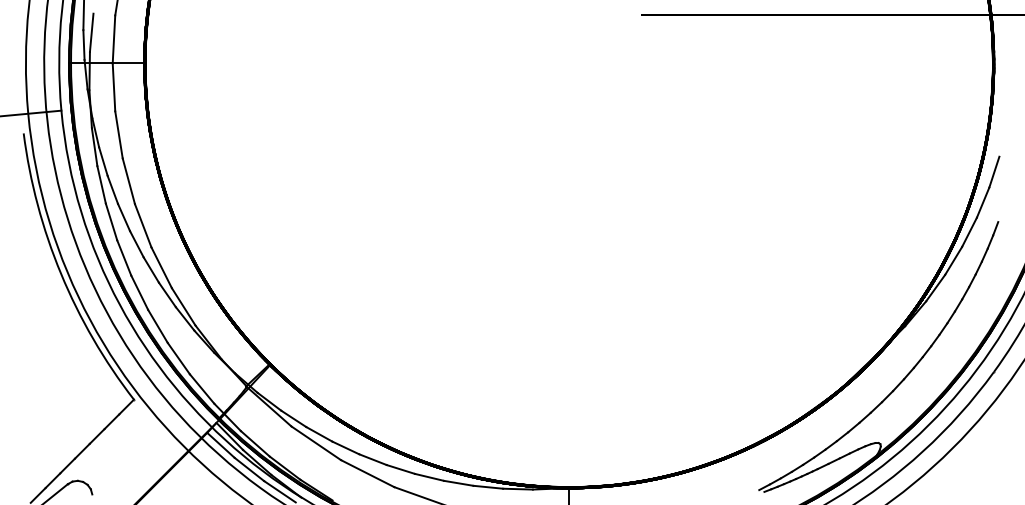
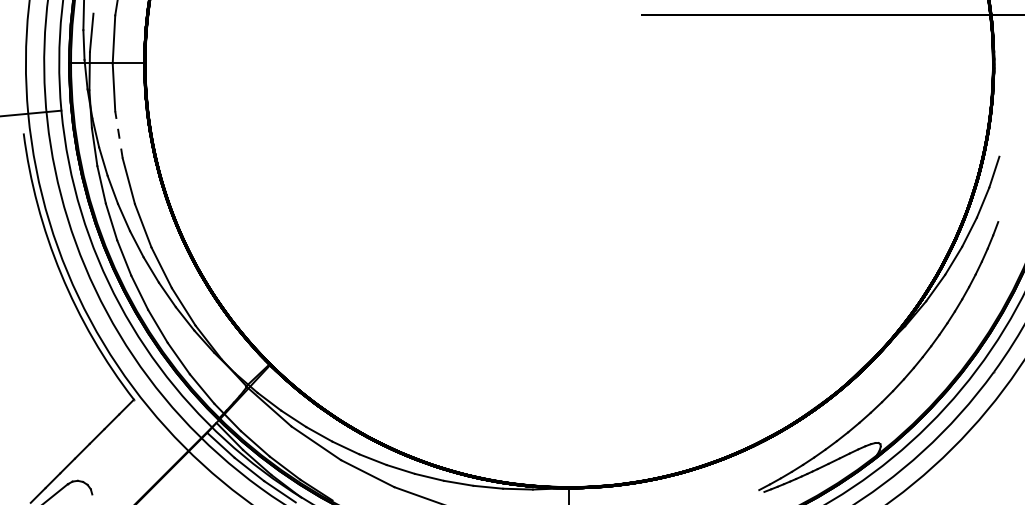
line: solid -> dashed (118, 134)
